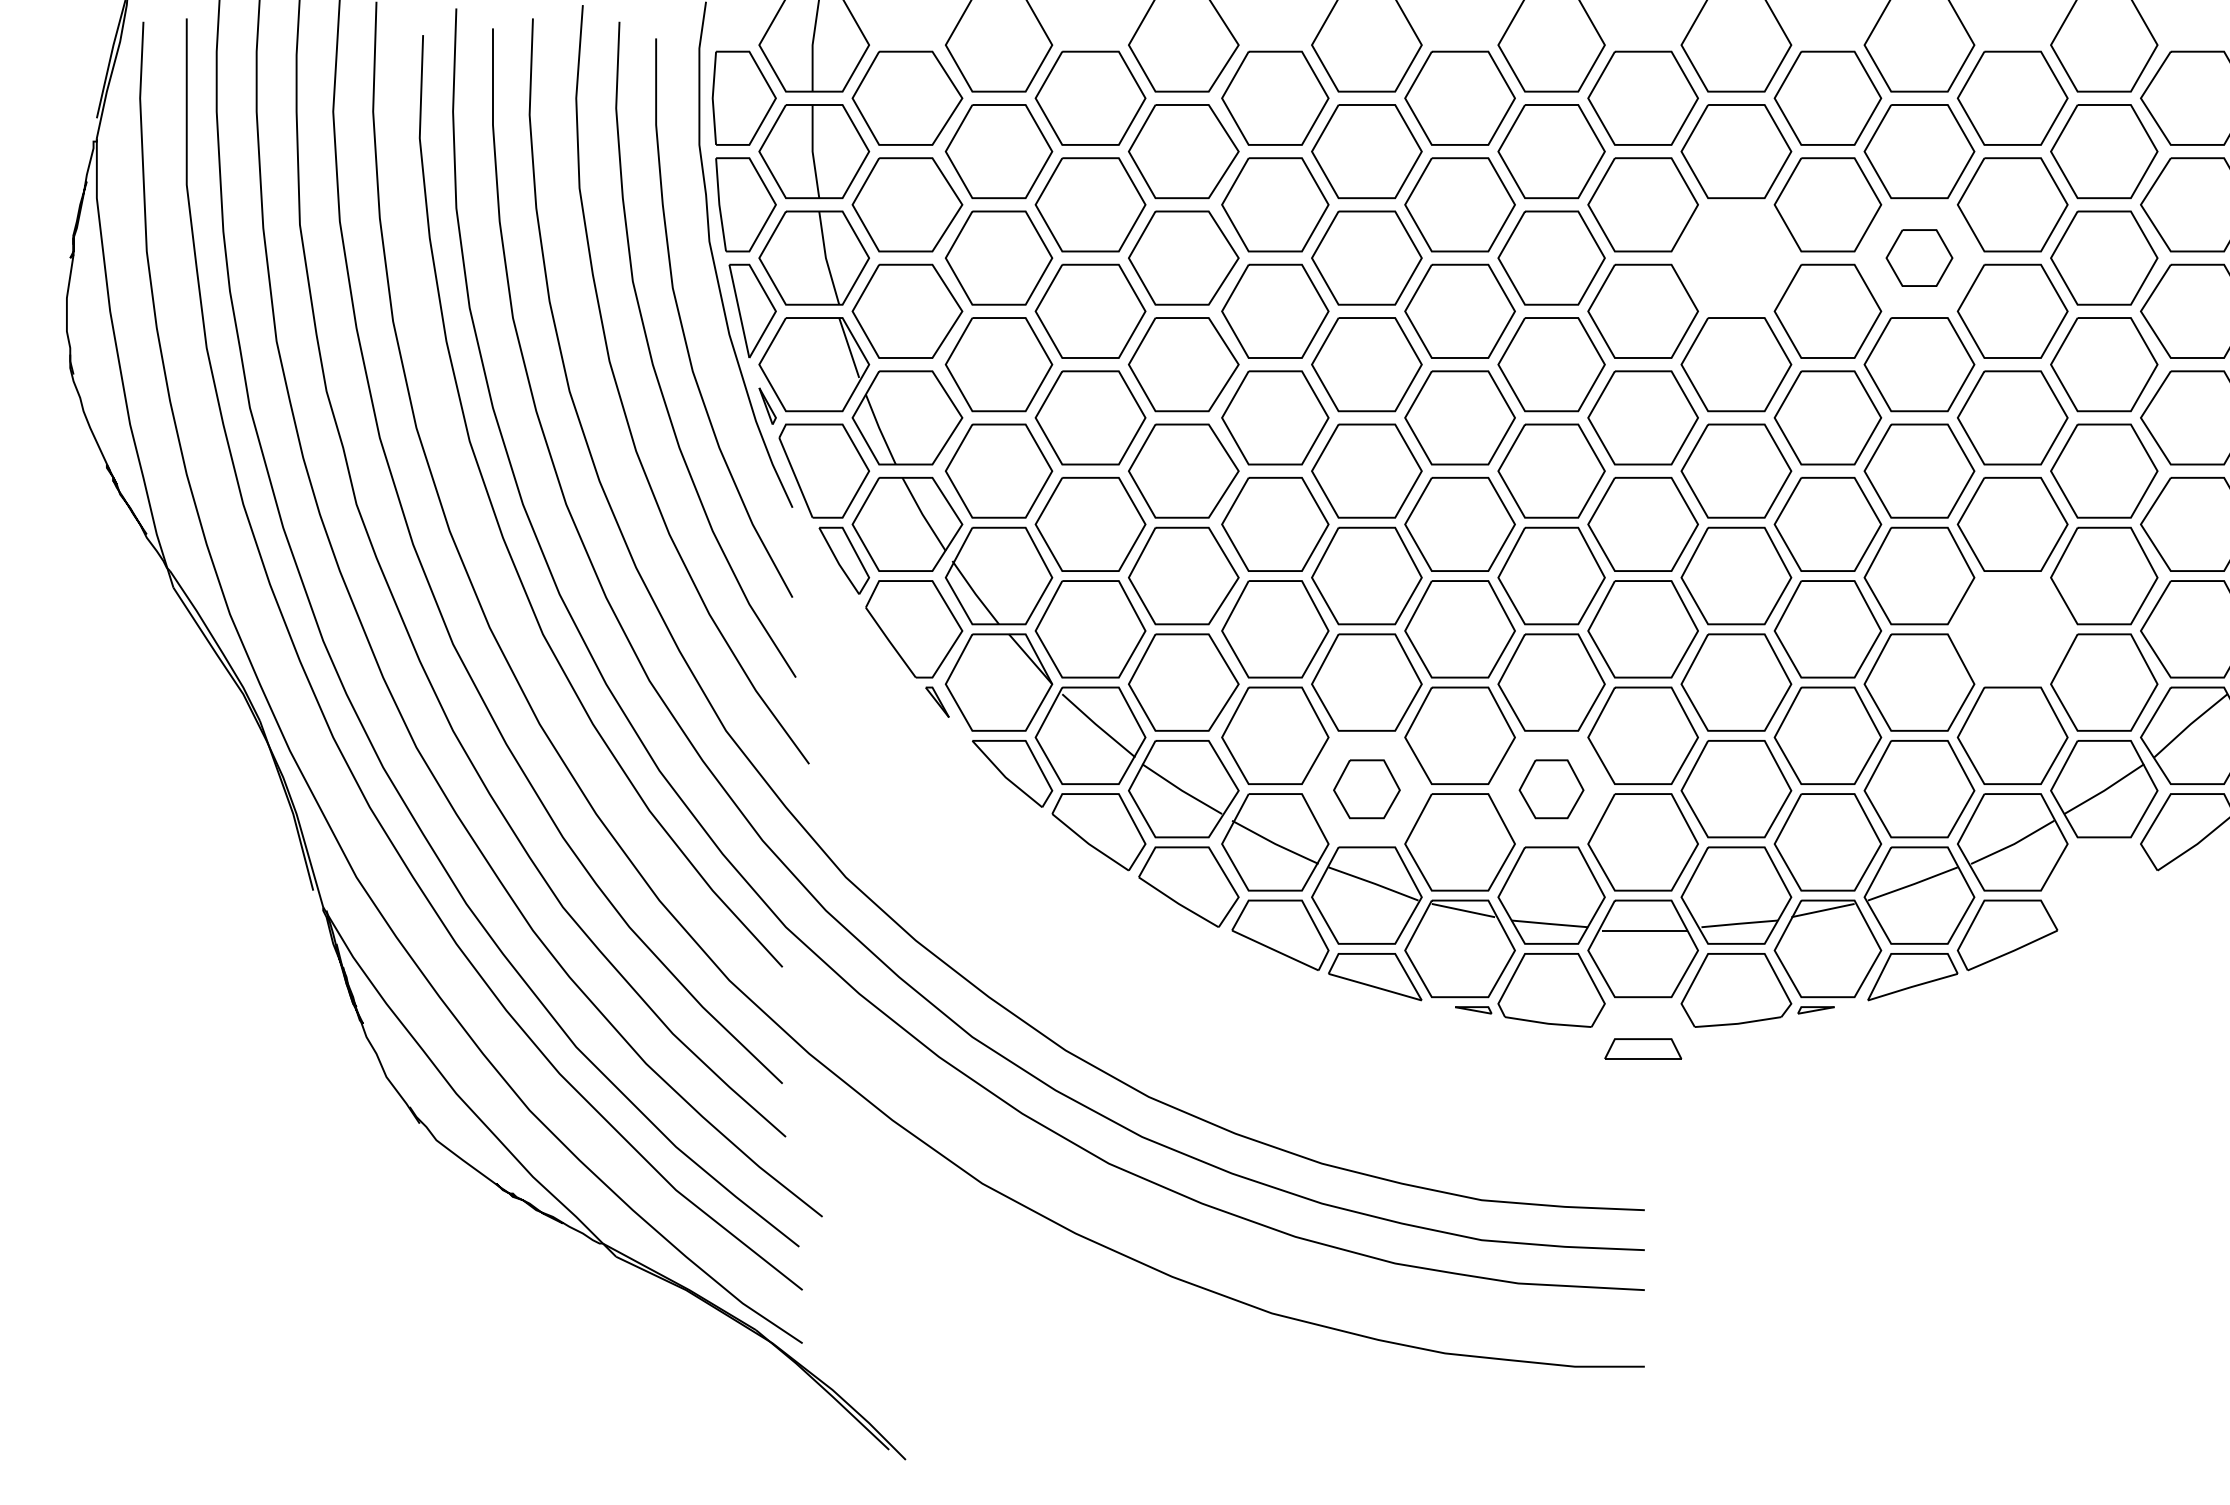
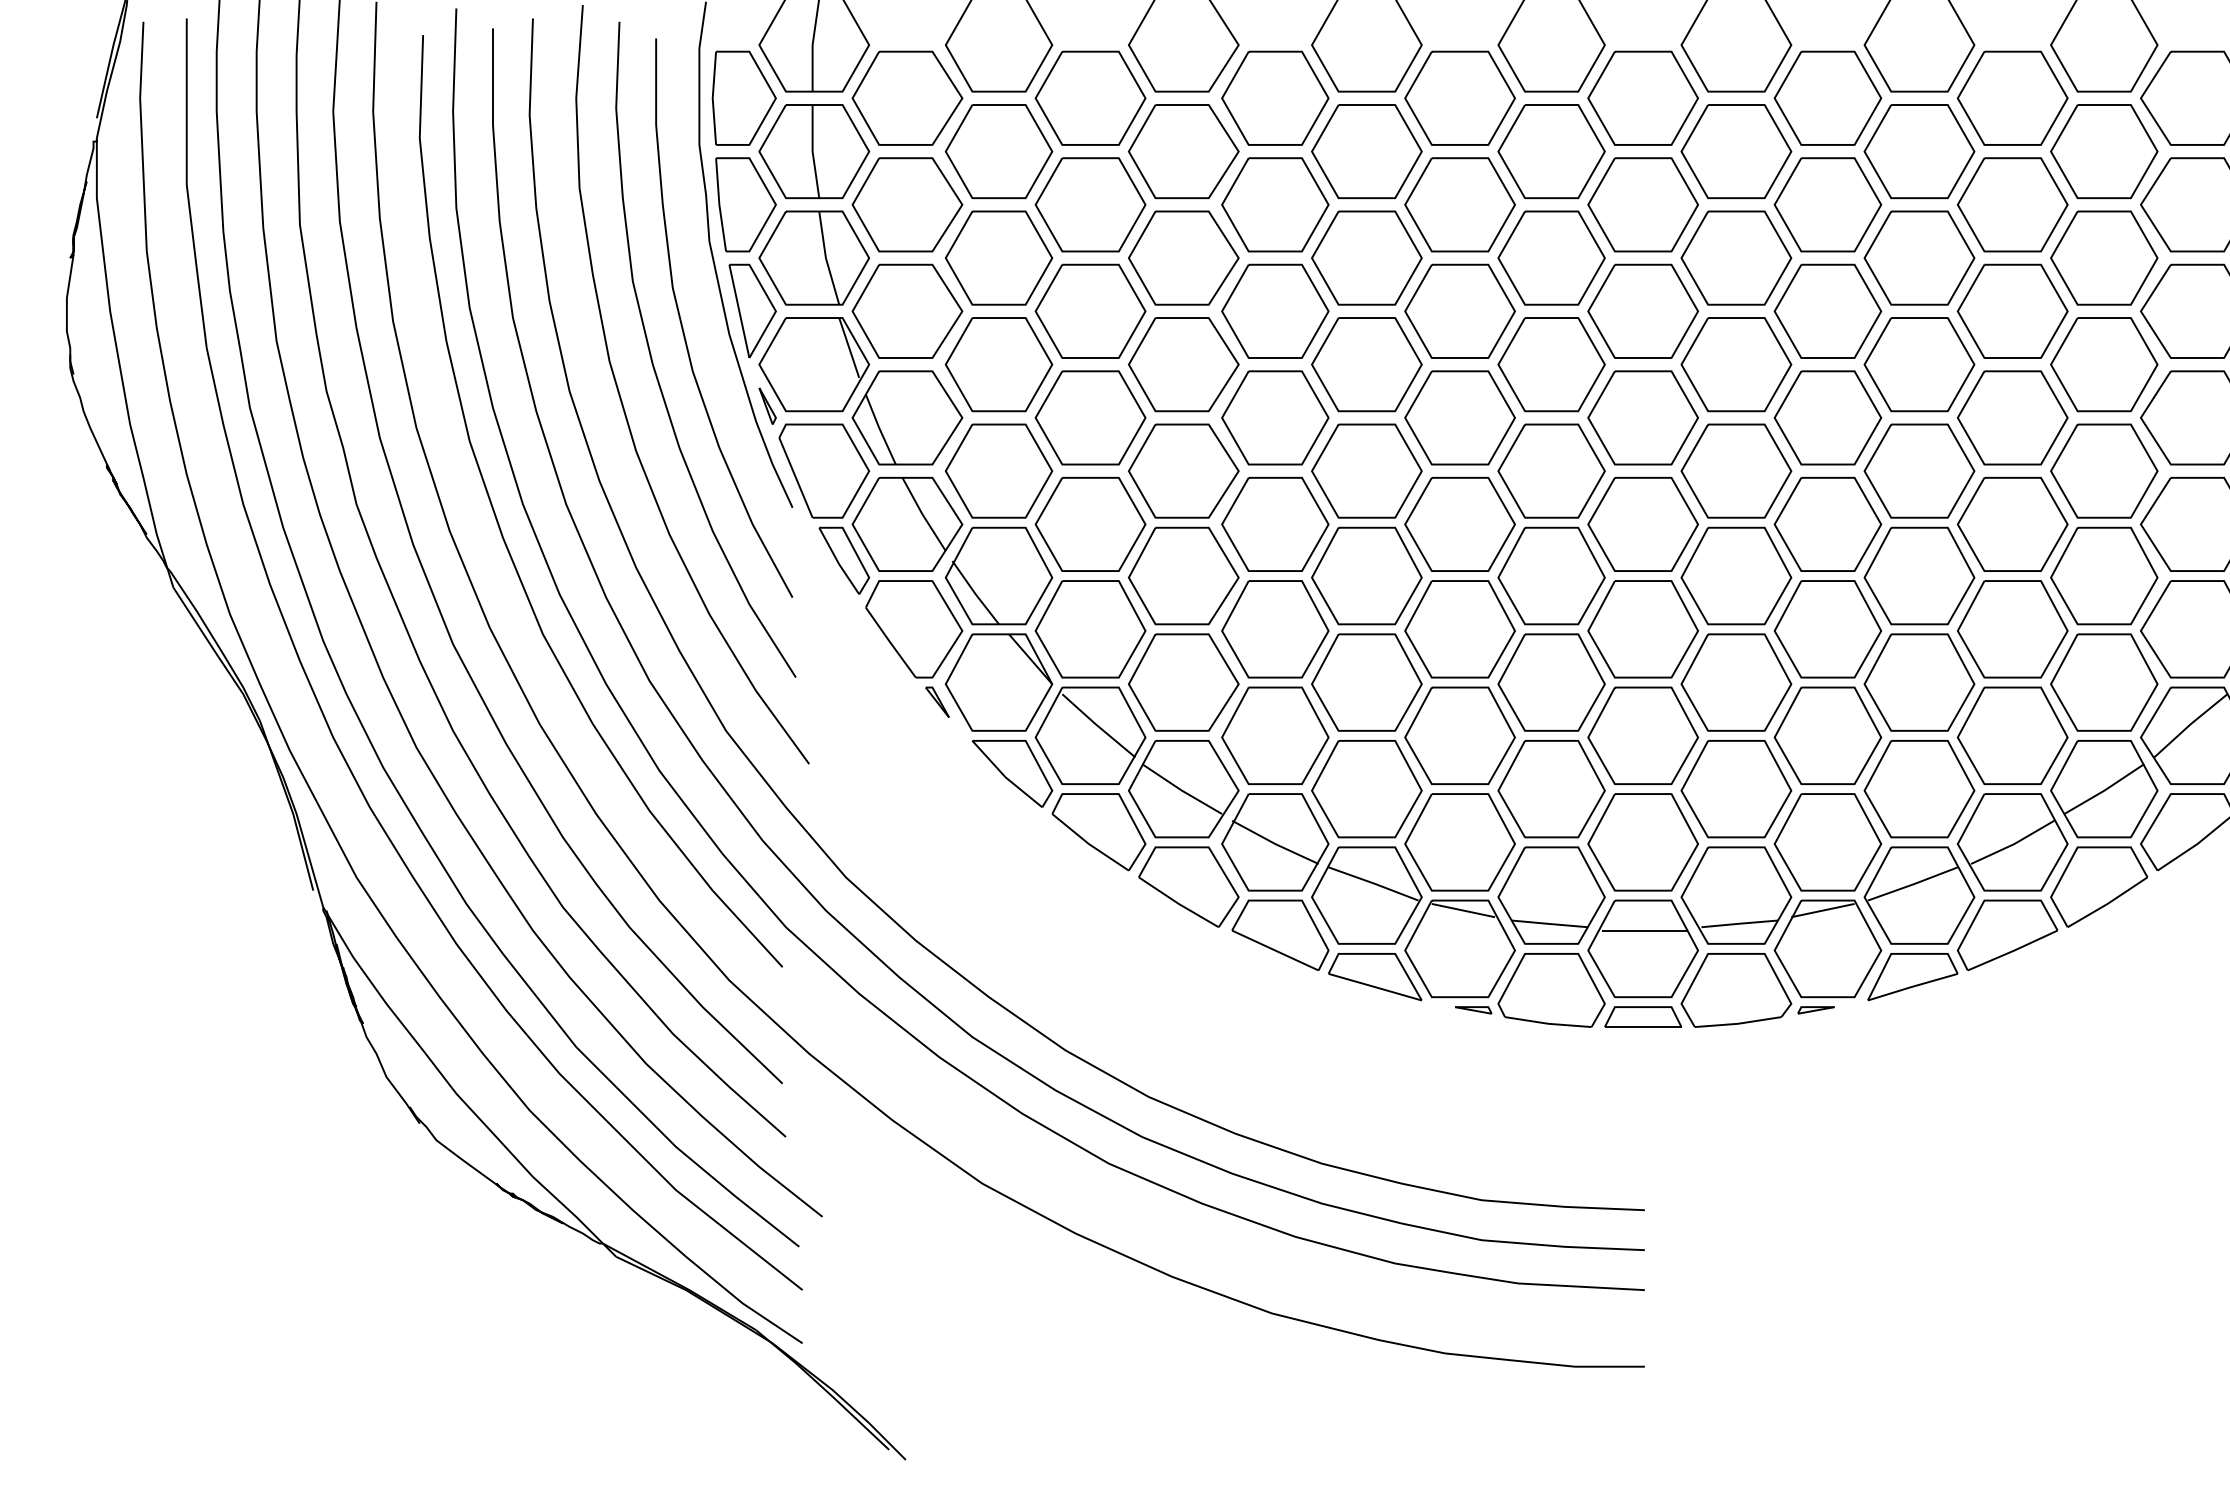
part: none -> present (1736, 257)
part size: 69x58 px -> 113x96 px (1919, 257)
part: none -> present (2012, 629)
part size: 68x61 px -> 112x99 px (1366, 789)
part size: 67x61 px -> 109x99 px (1551, 789)
part: none -> present (2099, 886)
part position: (1643, 1048) -> (1643, 1016) (1643, 1016)
